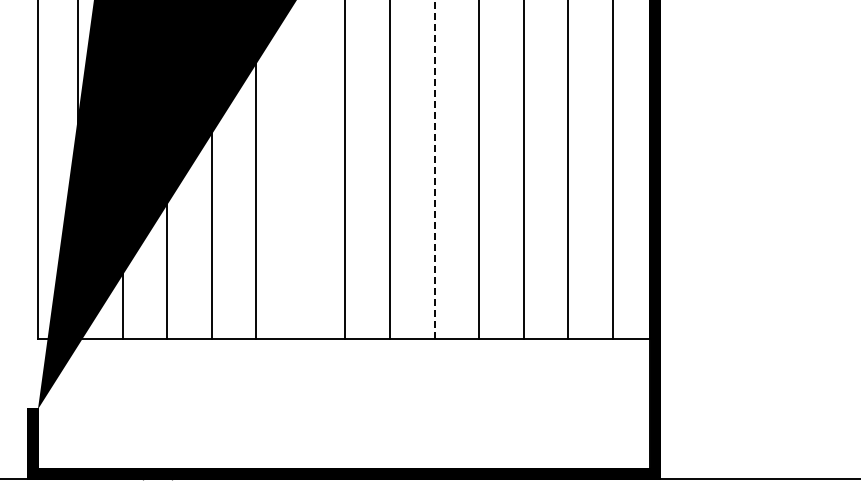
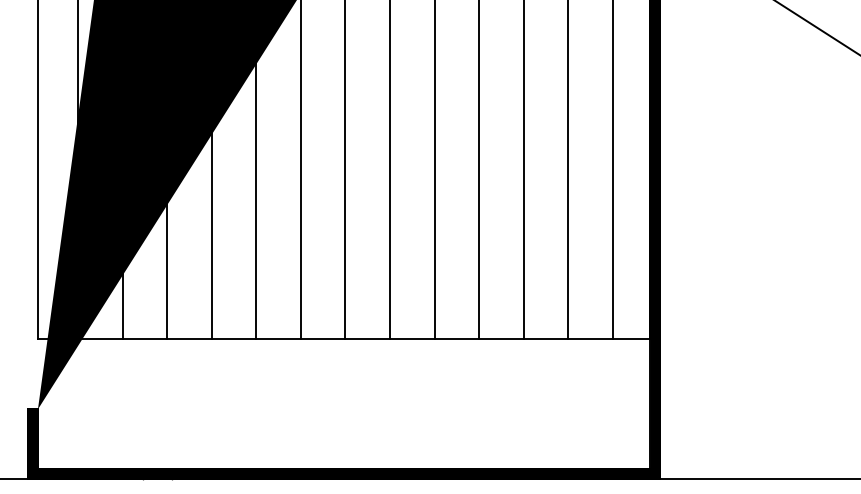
line: none -> present (817, 27)
line: dashed -> solid (434, 169)
line: none -> present (300, 170)
